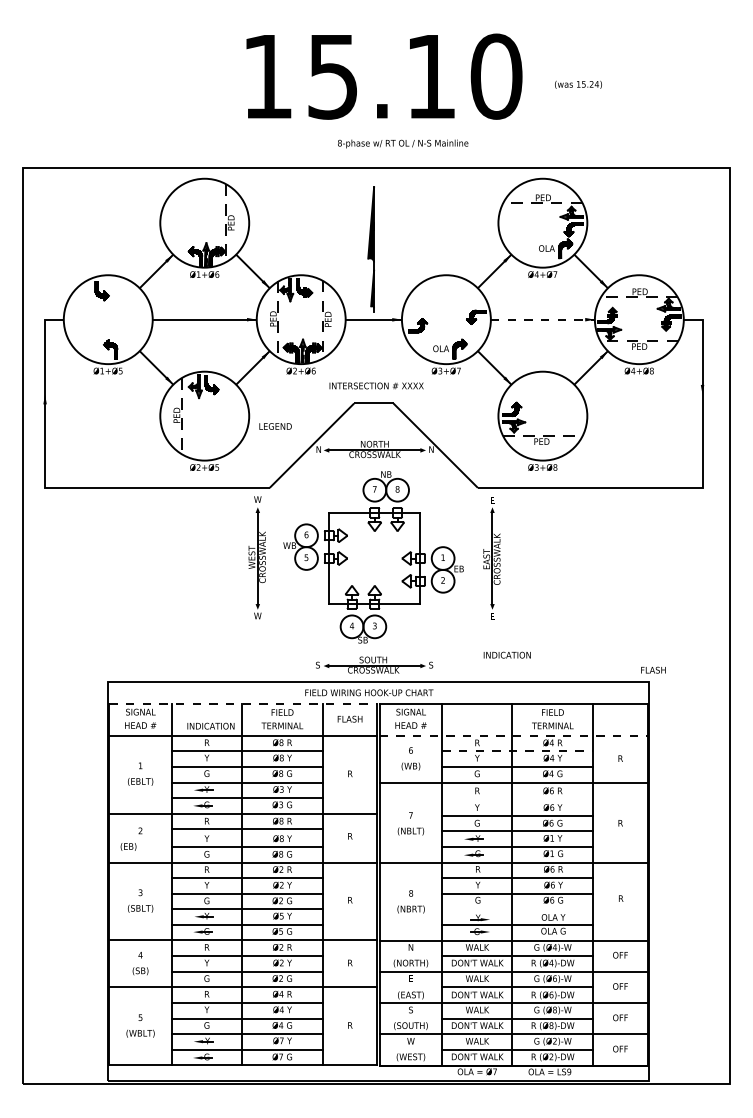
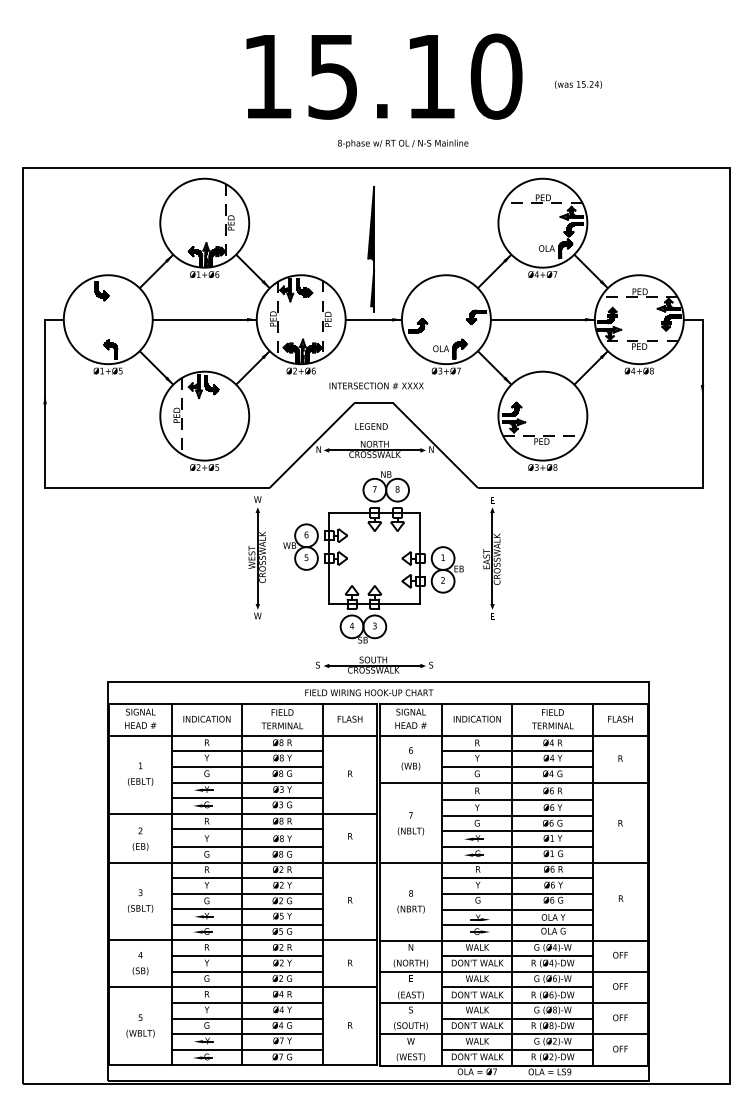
line: dashed -> solid (543, 319)
text position: (275, 426) -> (371, 426) (371, 426)
text position: (506, 654) -> (476, 718) (476, 718)
text position: (653, 669) -> (620, 718) (620, 718)
line: dashed -> solid (243, 704)
text position: (210, 725) -> (206, 718) (206, 718)
line: dashed -> solid (514, 735)
line: dashed -> solid (518, 751)
line: none -> present (517, 800)
text position: (128, 846) -> (140, 846) (140, 846)
line: none -> present (517, 909)
